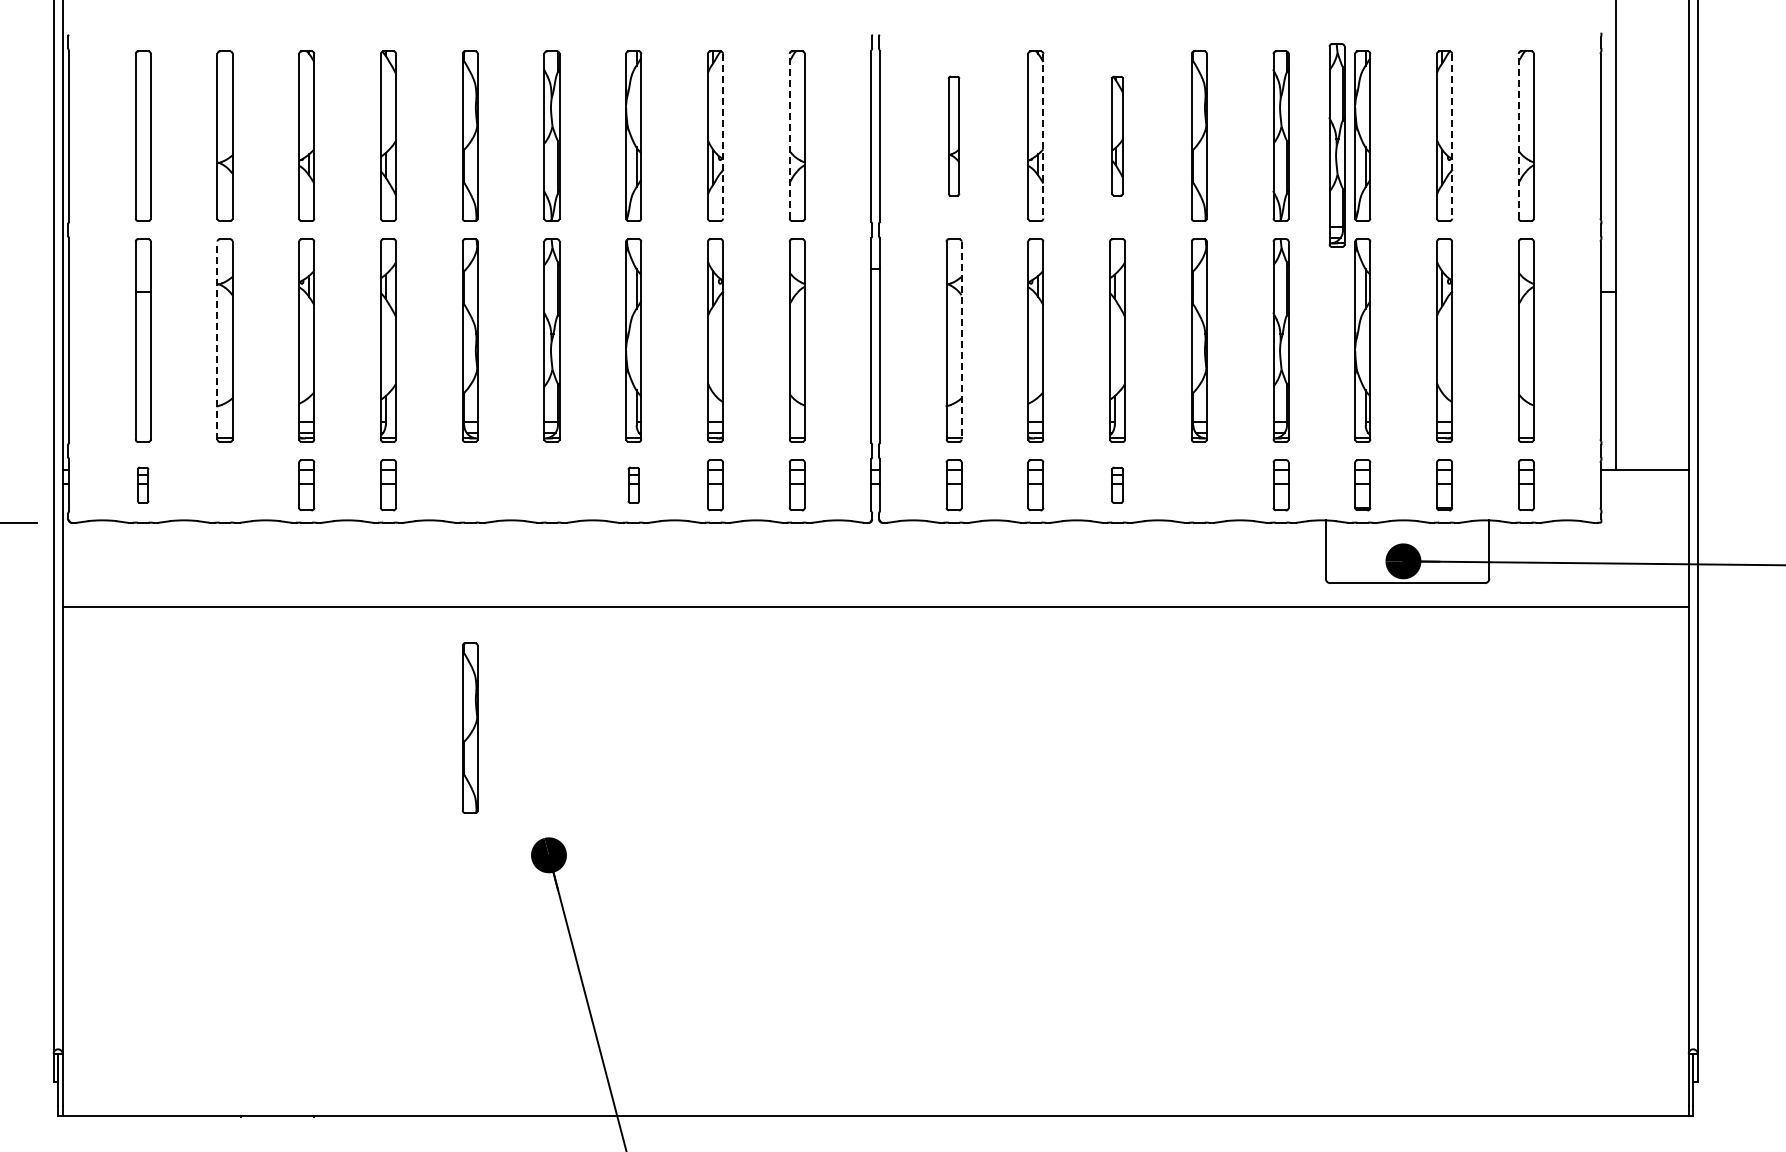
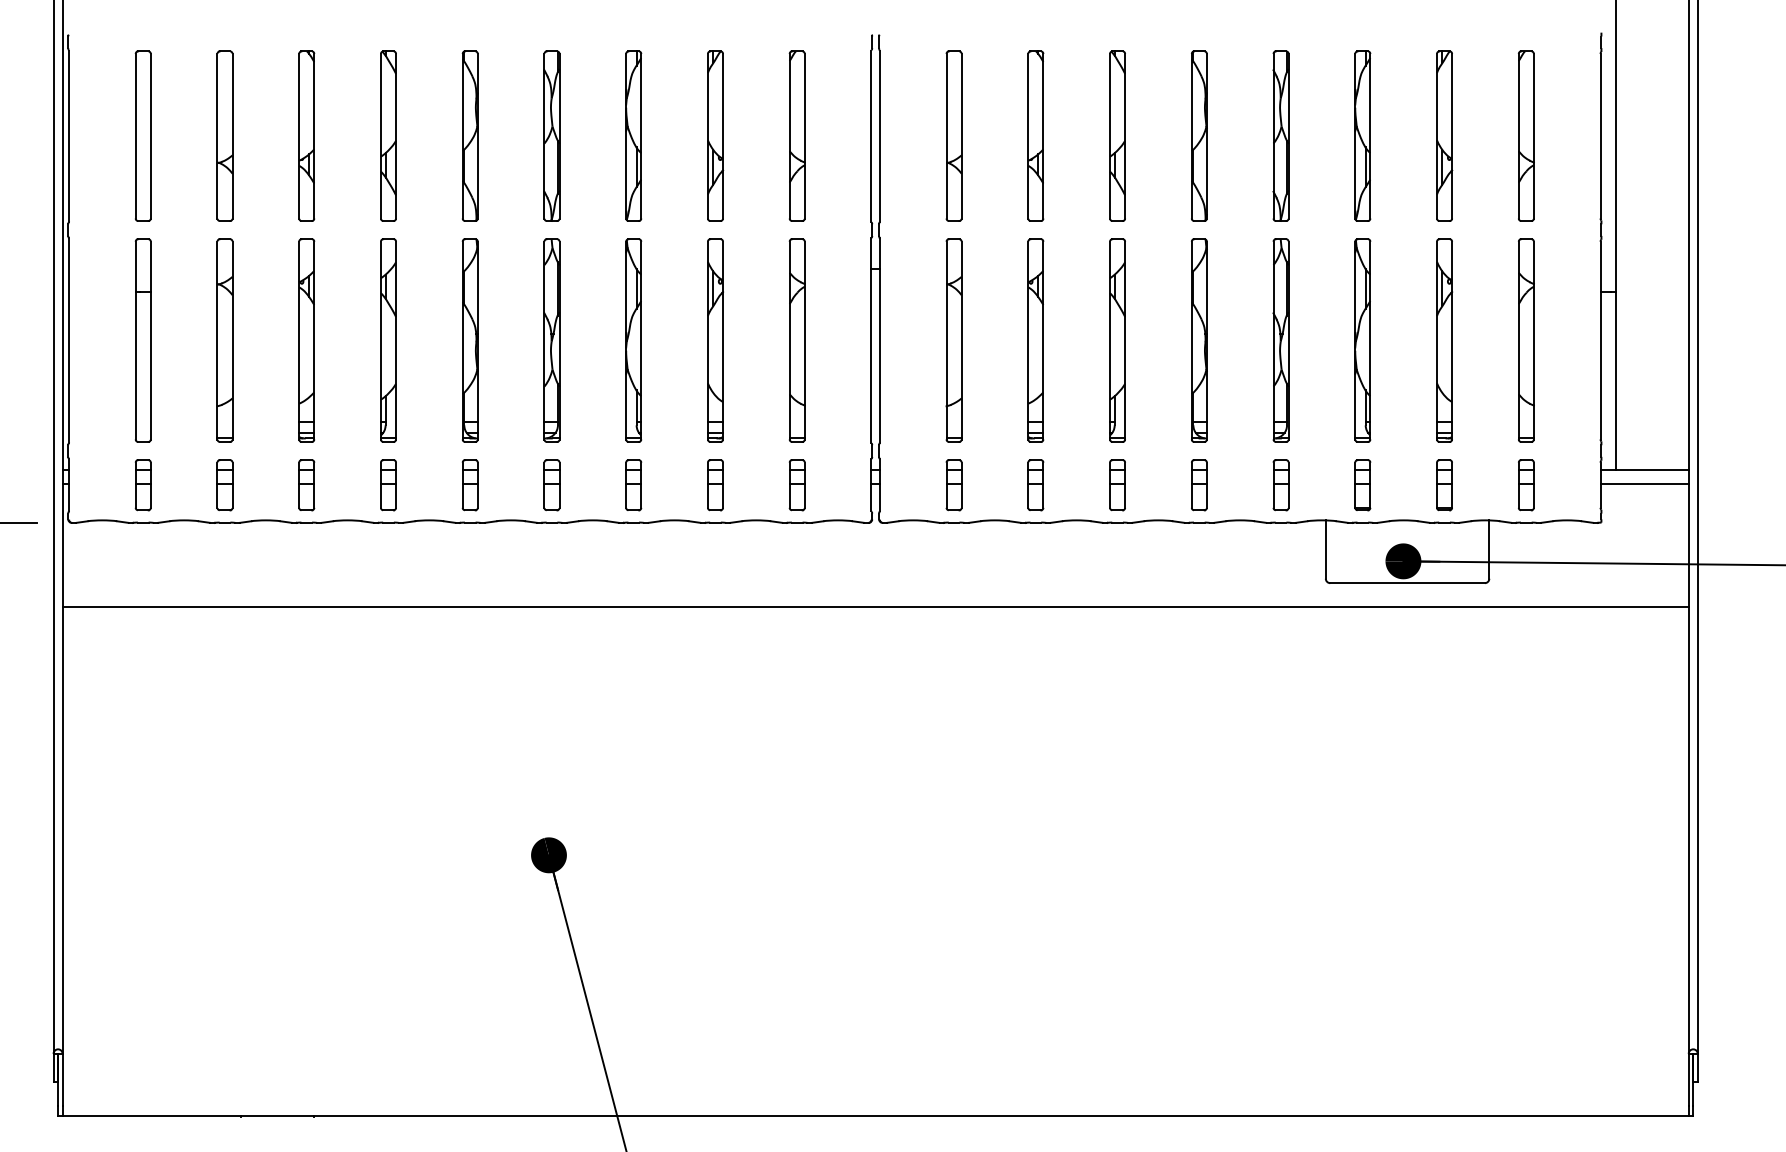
line: dashed -> solid (789, 135)
part size: 13x122 px -> 18x172 px (953, 135)
part size: 13x122 px -> 17x172 px (1117, 135)
line: dashed -> solid (1518, 135)
line: dashed -> solid (723, 136)
line: dashed -> solid (1043, 136)
line: dashed -> solid (1452, 136)
part: present -> none (1336, 145)
line: dashed -> solid (217, 340)
line: dashed -> solid (961, 340)
line: none -> present (1644, 483)
part size: 13x38 px -> 18x53 px (142, 485)
part size: 13x38 px -> 18x53 px (633, 485)
part size: 13x38 px -> 17x53 px (1117, 485)
part: none -> present (224, 485)
part: none -> present (469, 485)
part: none -> present (551, 485)
part: none -> present (1199, 485)
part: present -> none (469, 727)
